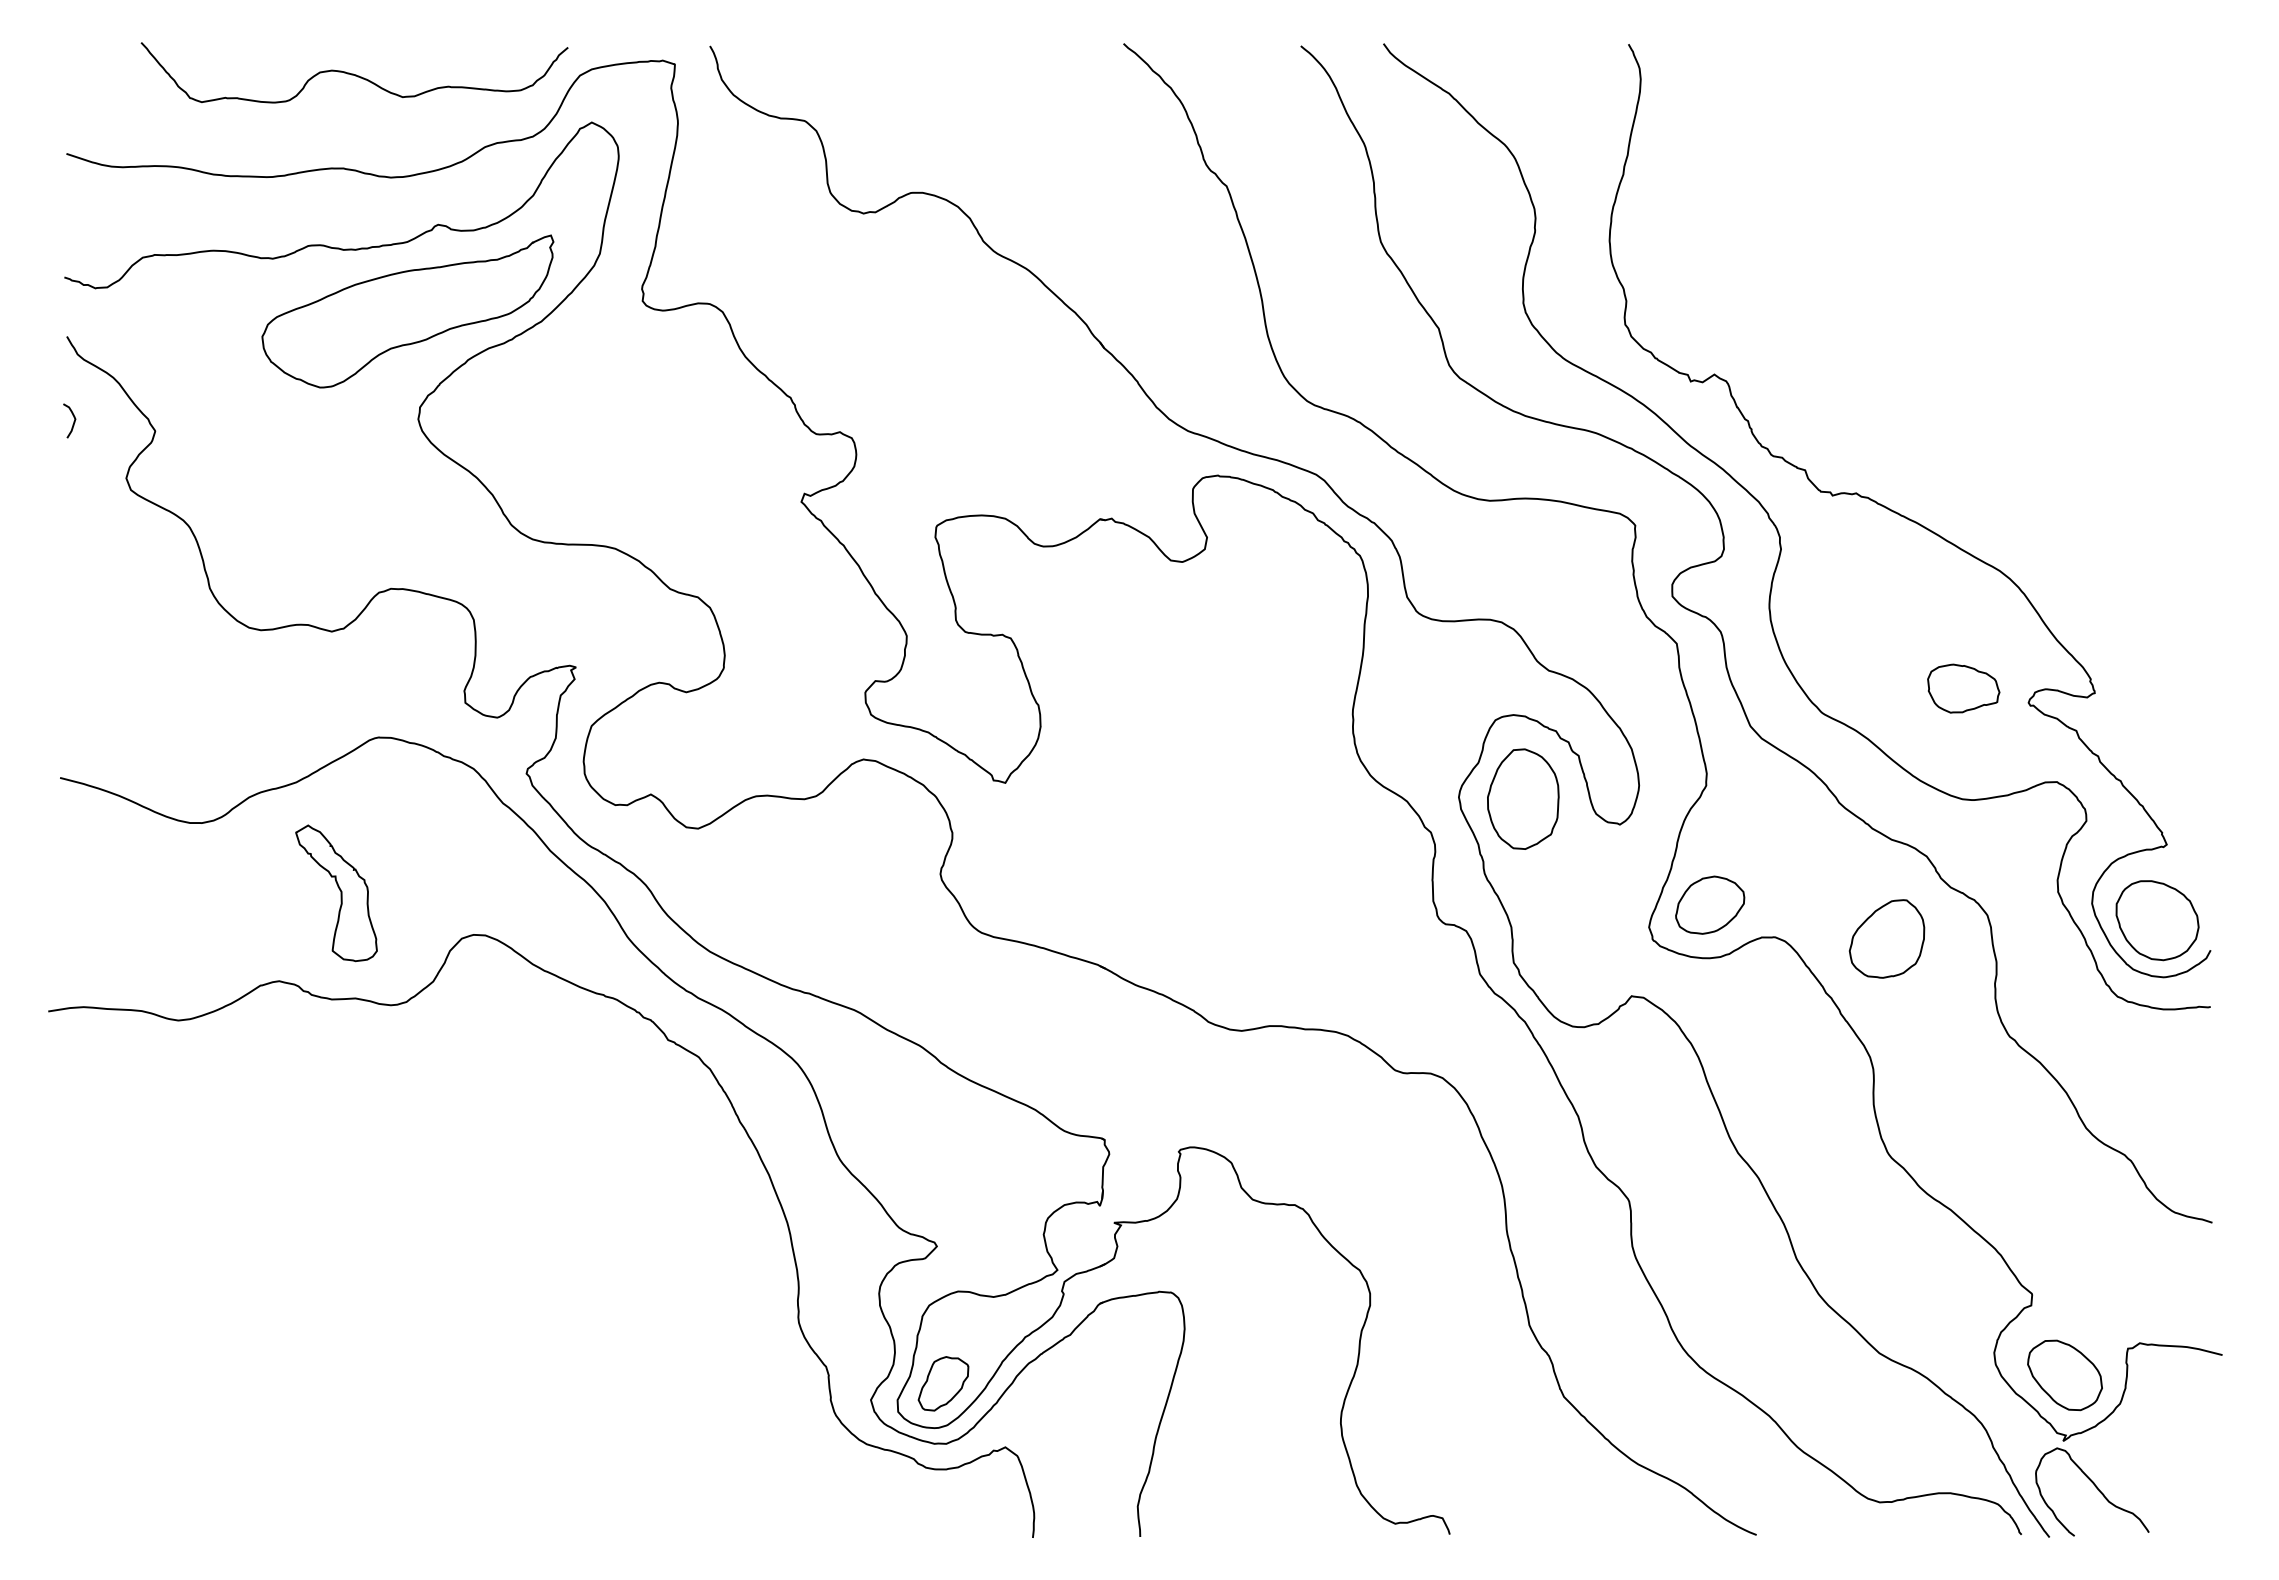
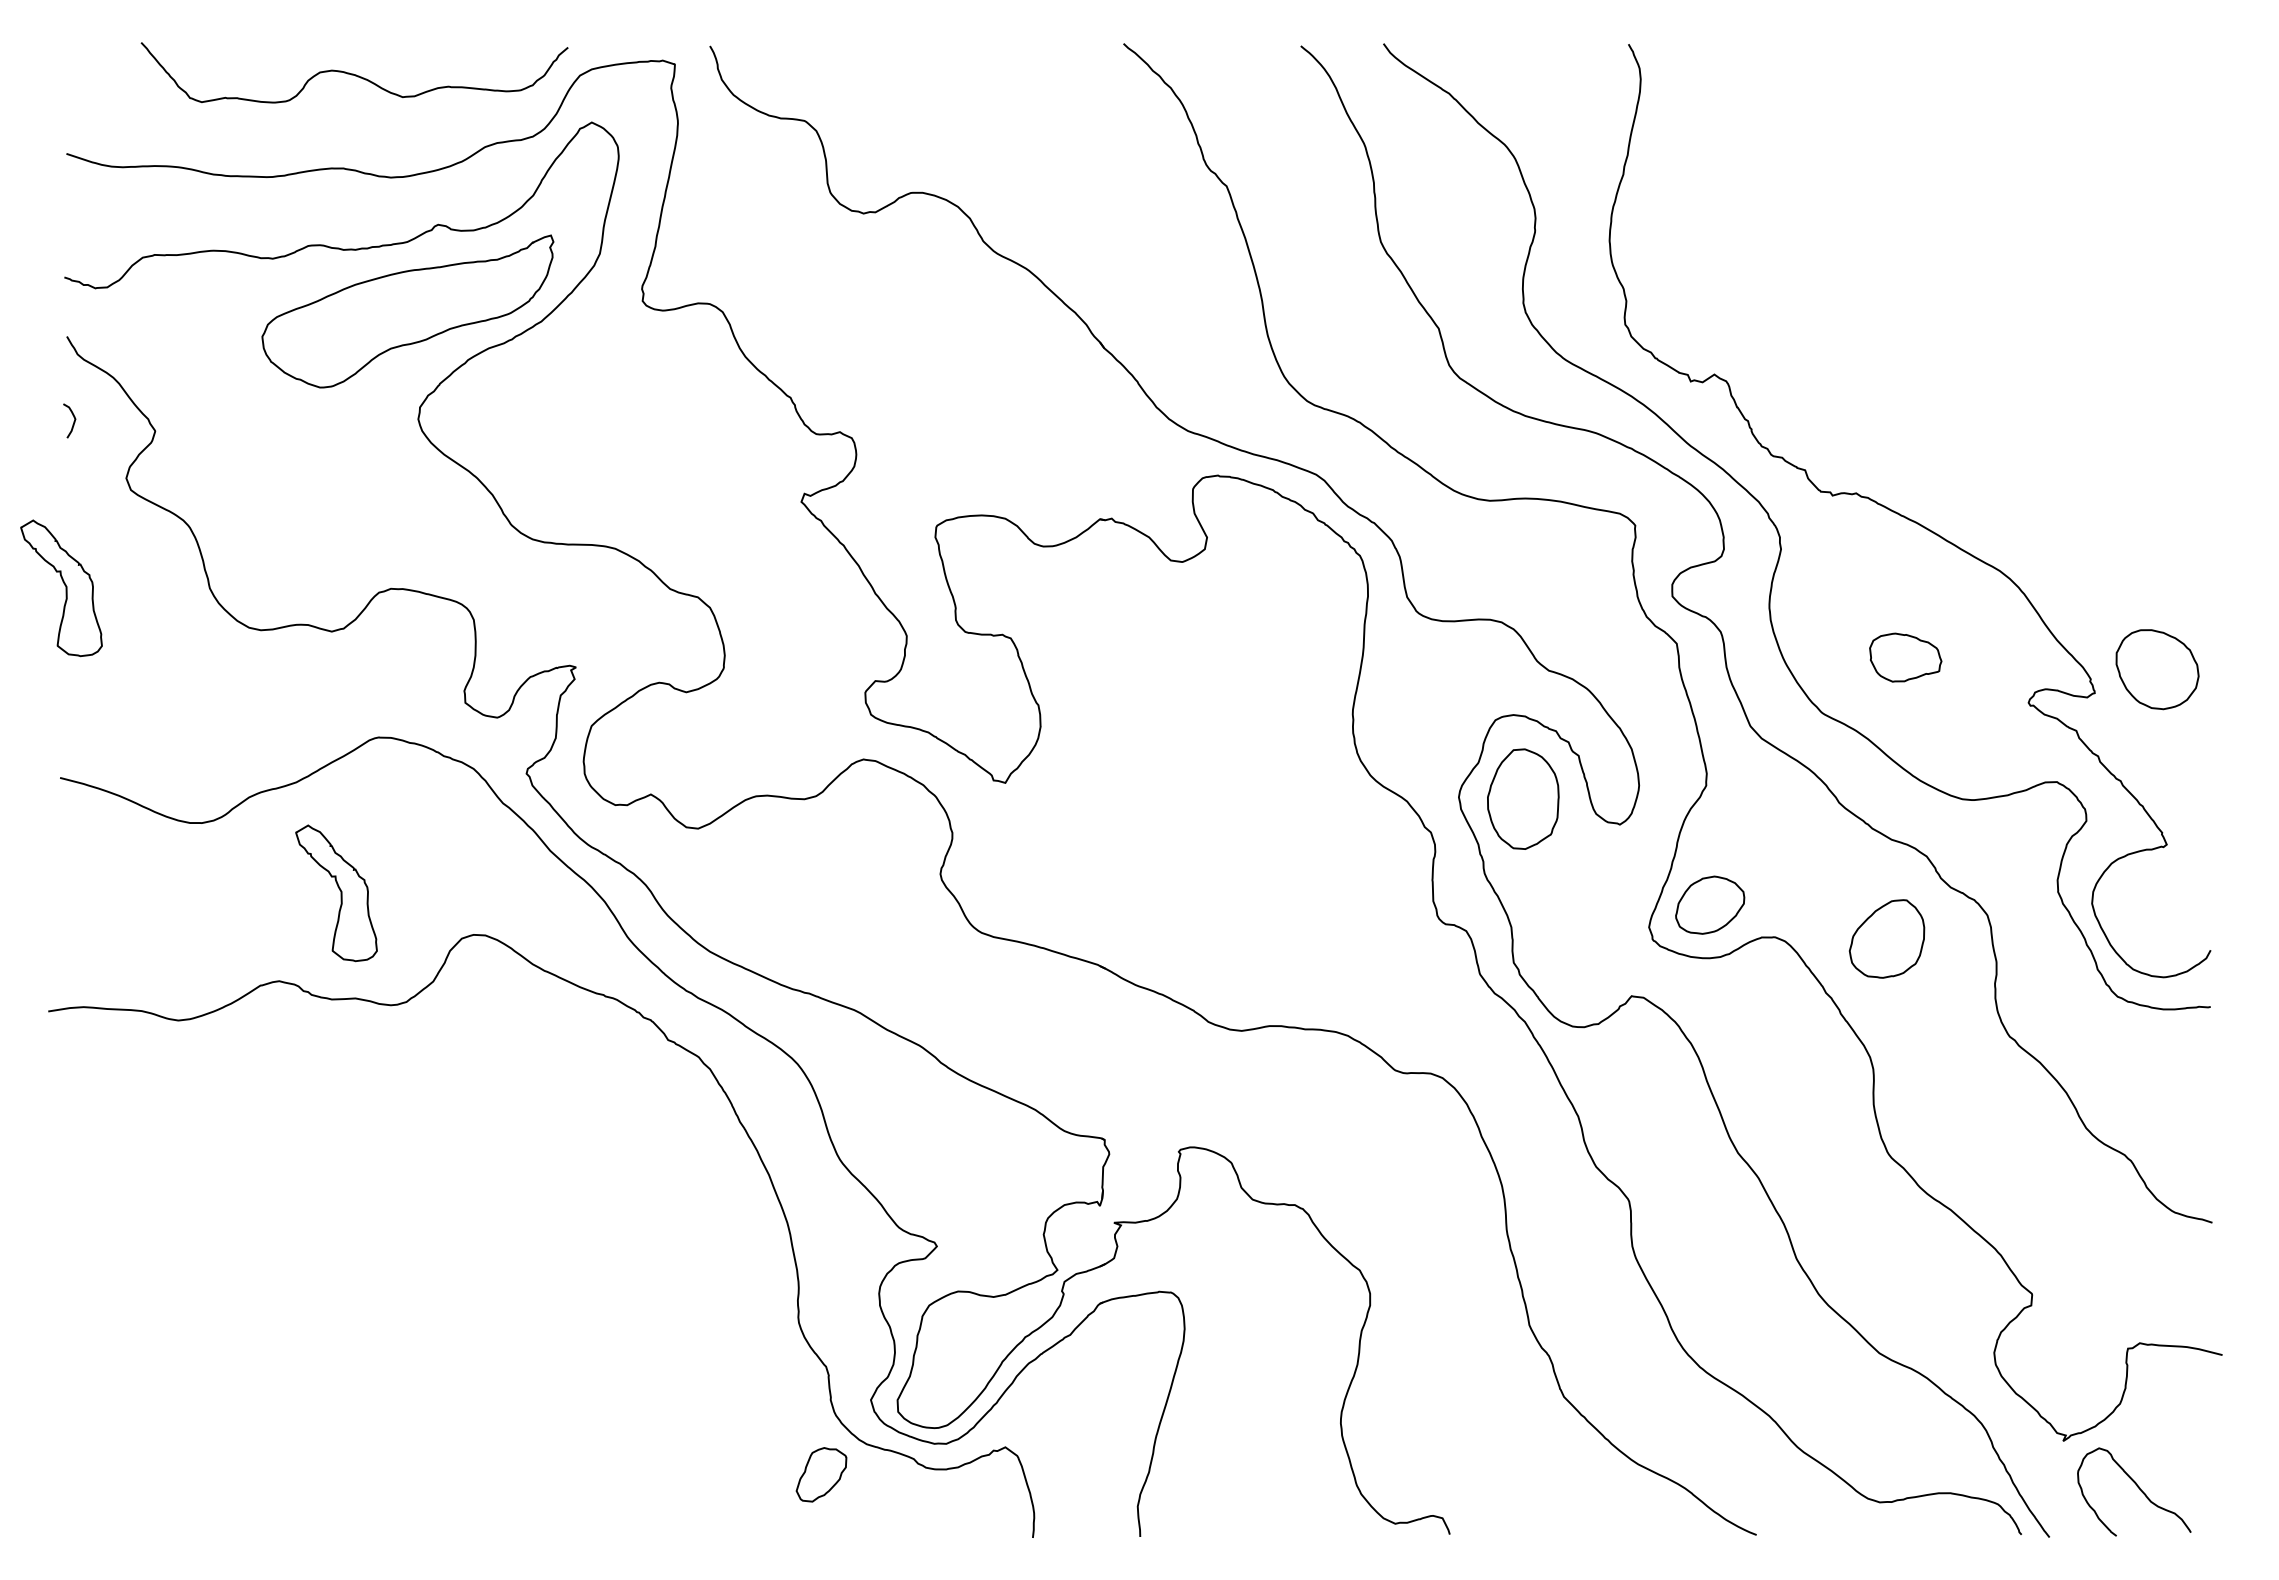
part: none -> present (61, 588)
part position: (1963, 688) -> (1905, 657) (1905, 657)
part position: (2157, 920) -> (2157, 669) (2157, 669)
part: present -> none (2064, 1375)
part position: (943, 1383) -> (821, 1474) (821, 1474)
curve position: (2095, 1487) -> (2137, 1487) (2137, 1487)
